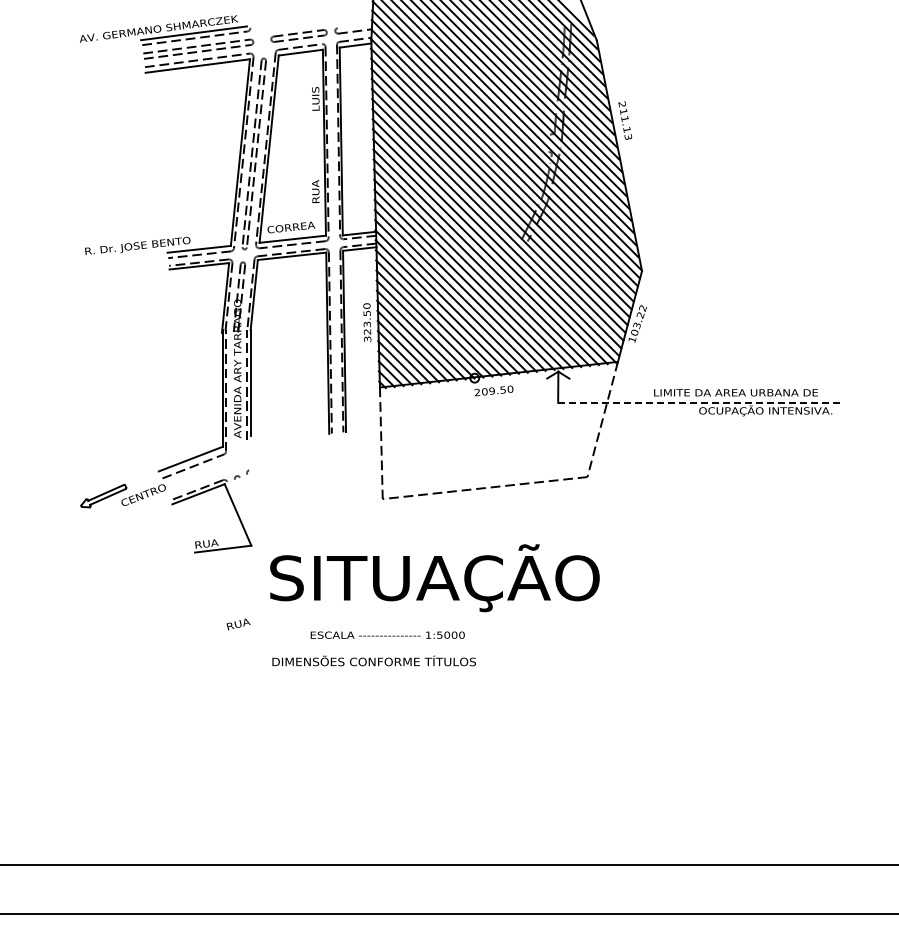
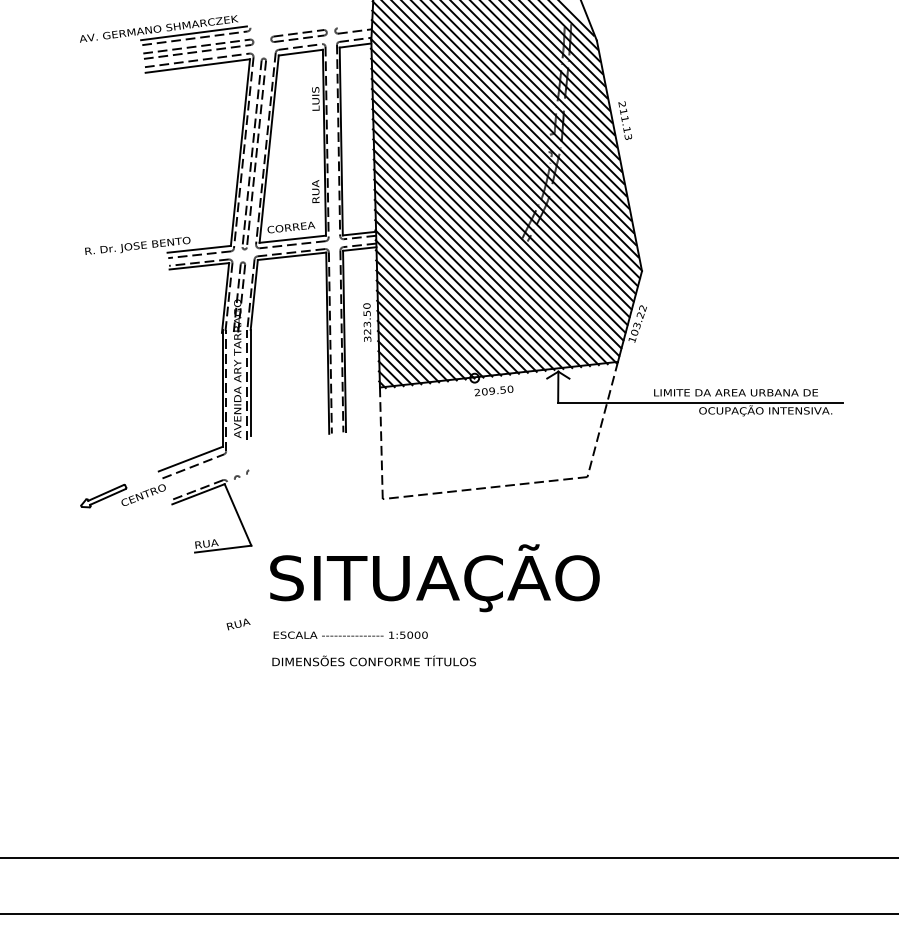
line: dashed -> solid (701, 402)
text position: (387, 634) -> (350, 634) (350, 634)
line position: (448, 865) -> (448, 858) (448, 858)
